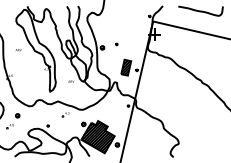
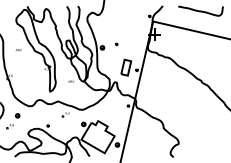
hatch: present -> none (125, 67)
hatch: present -> none (98, 136)
